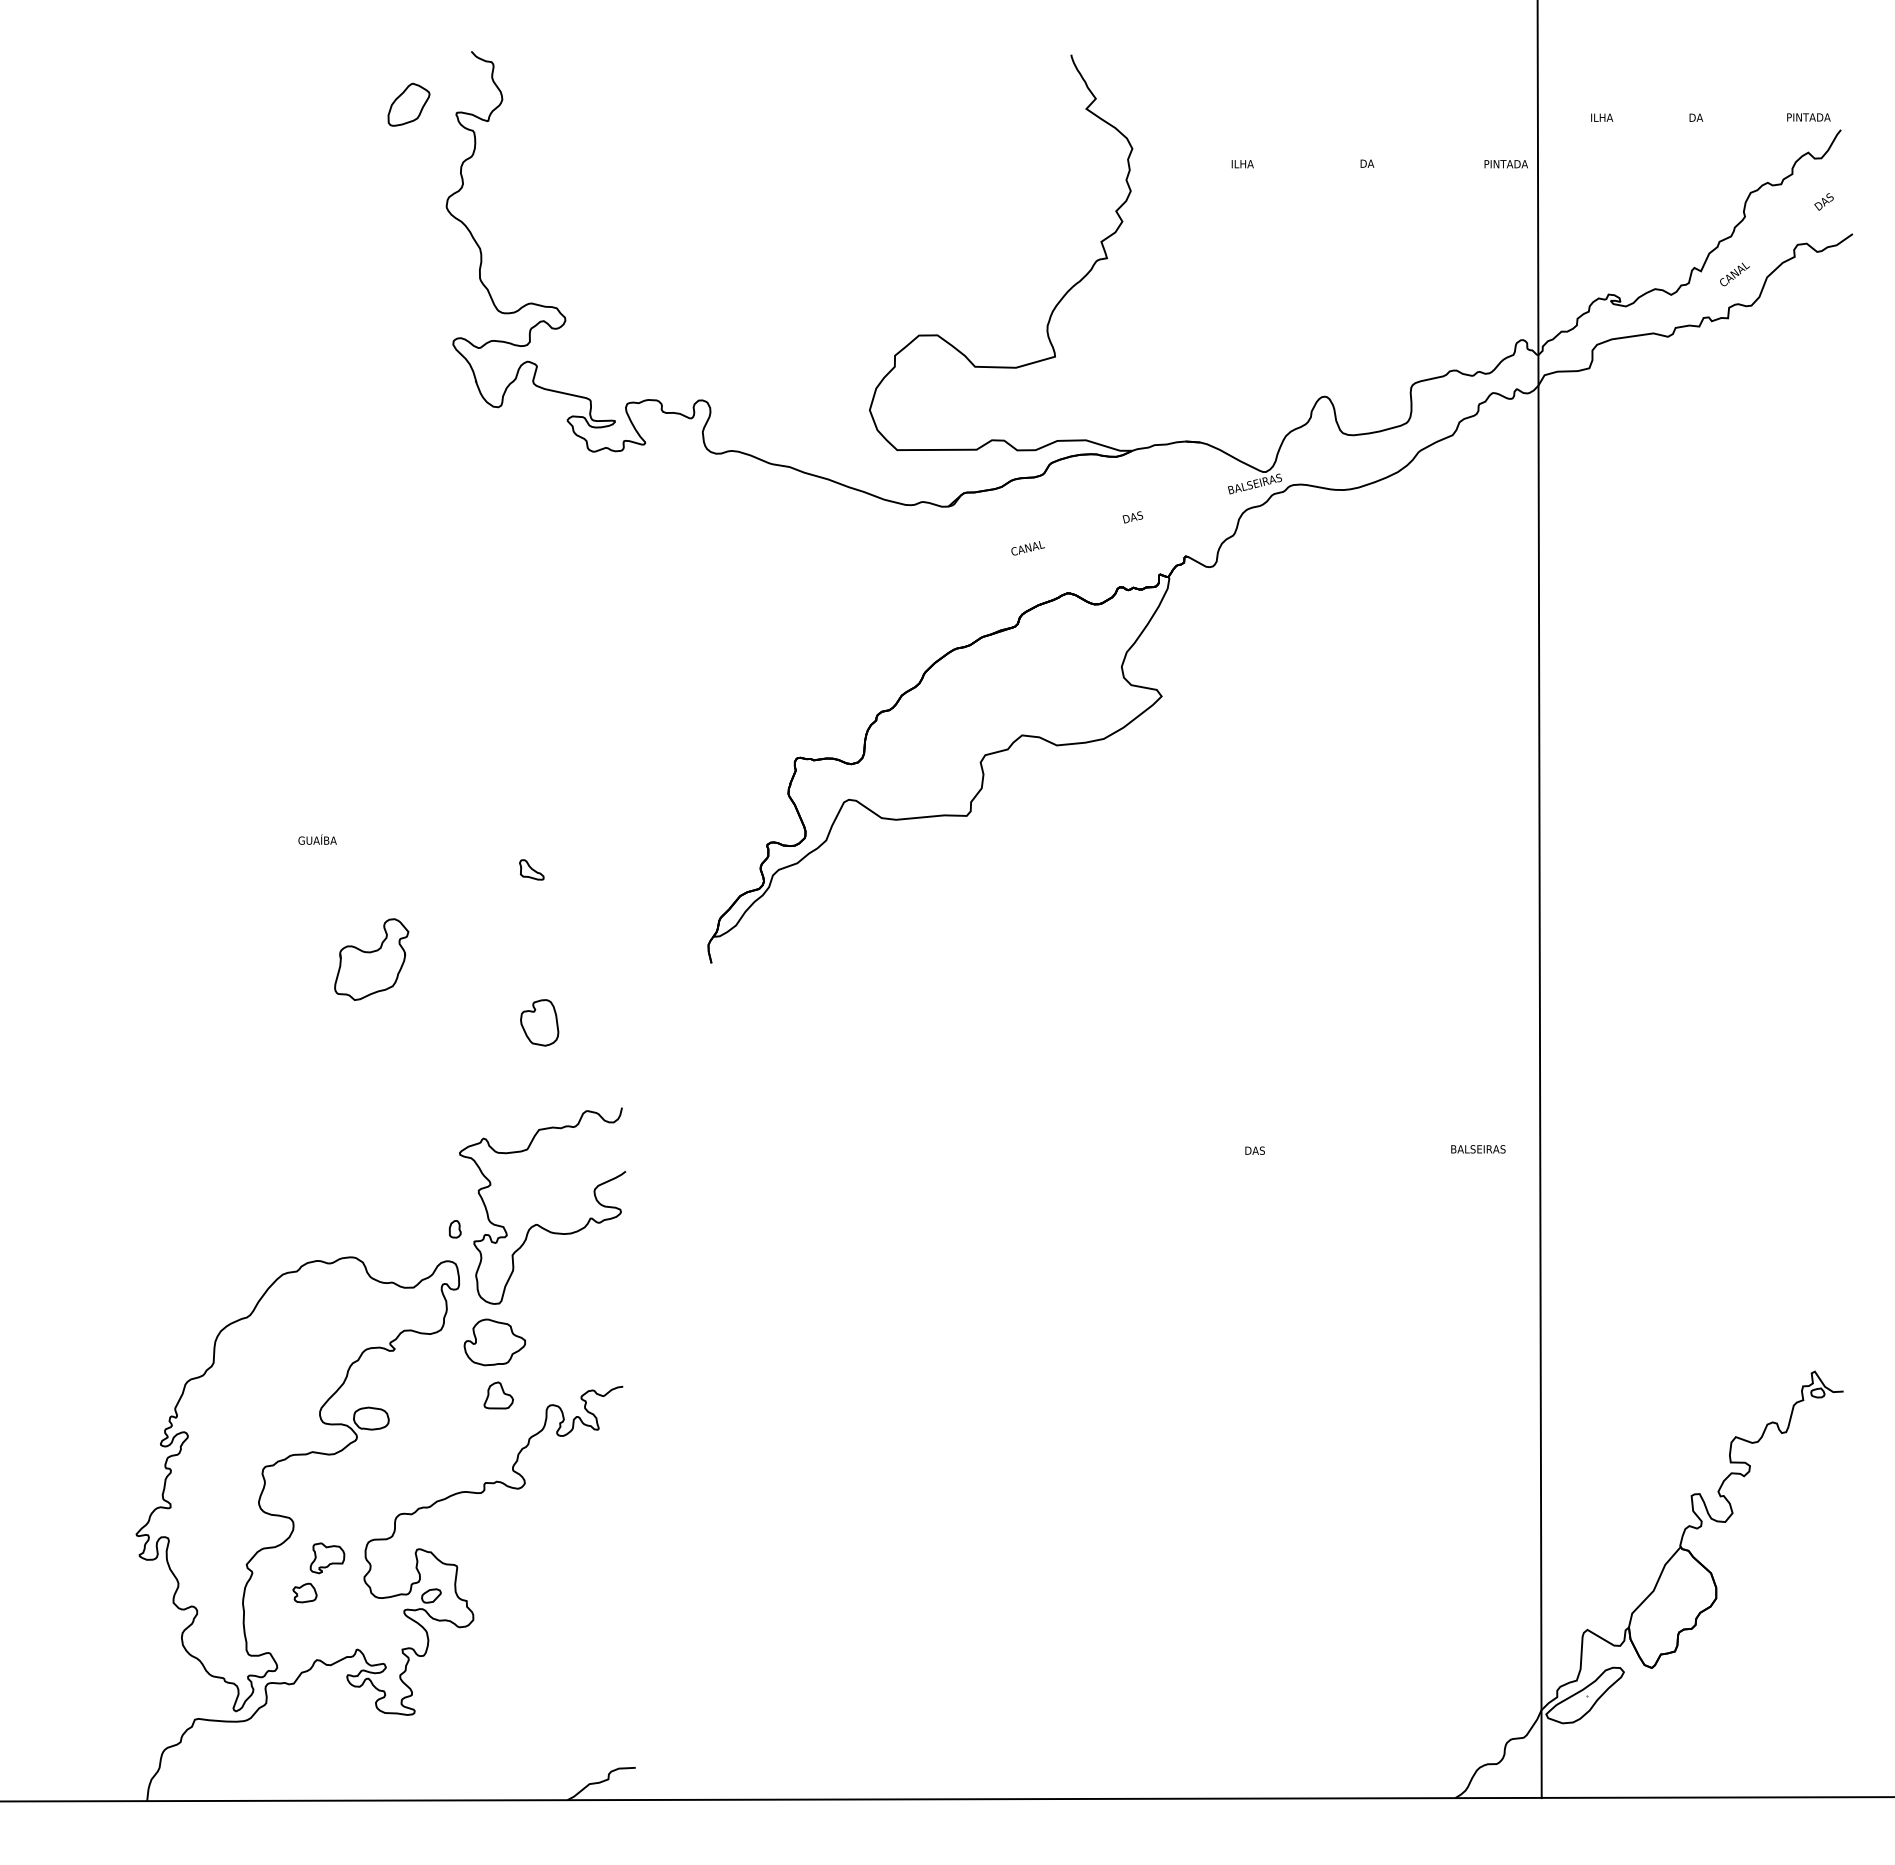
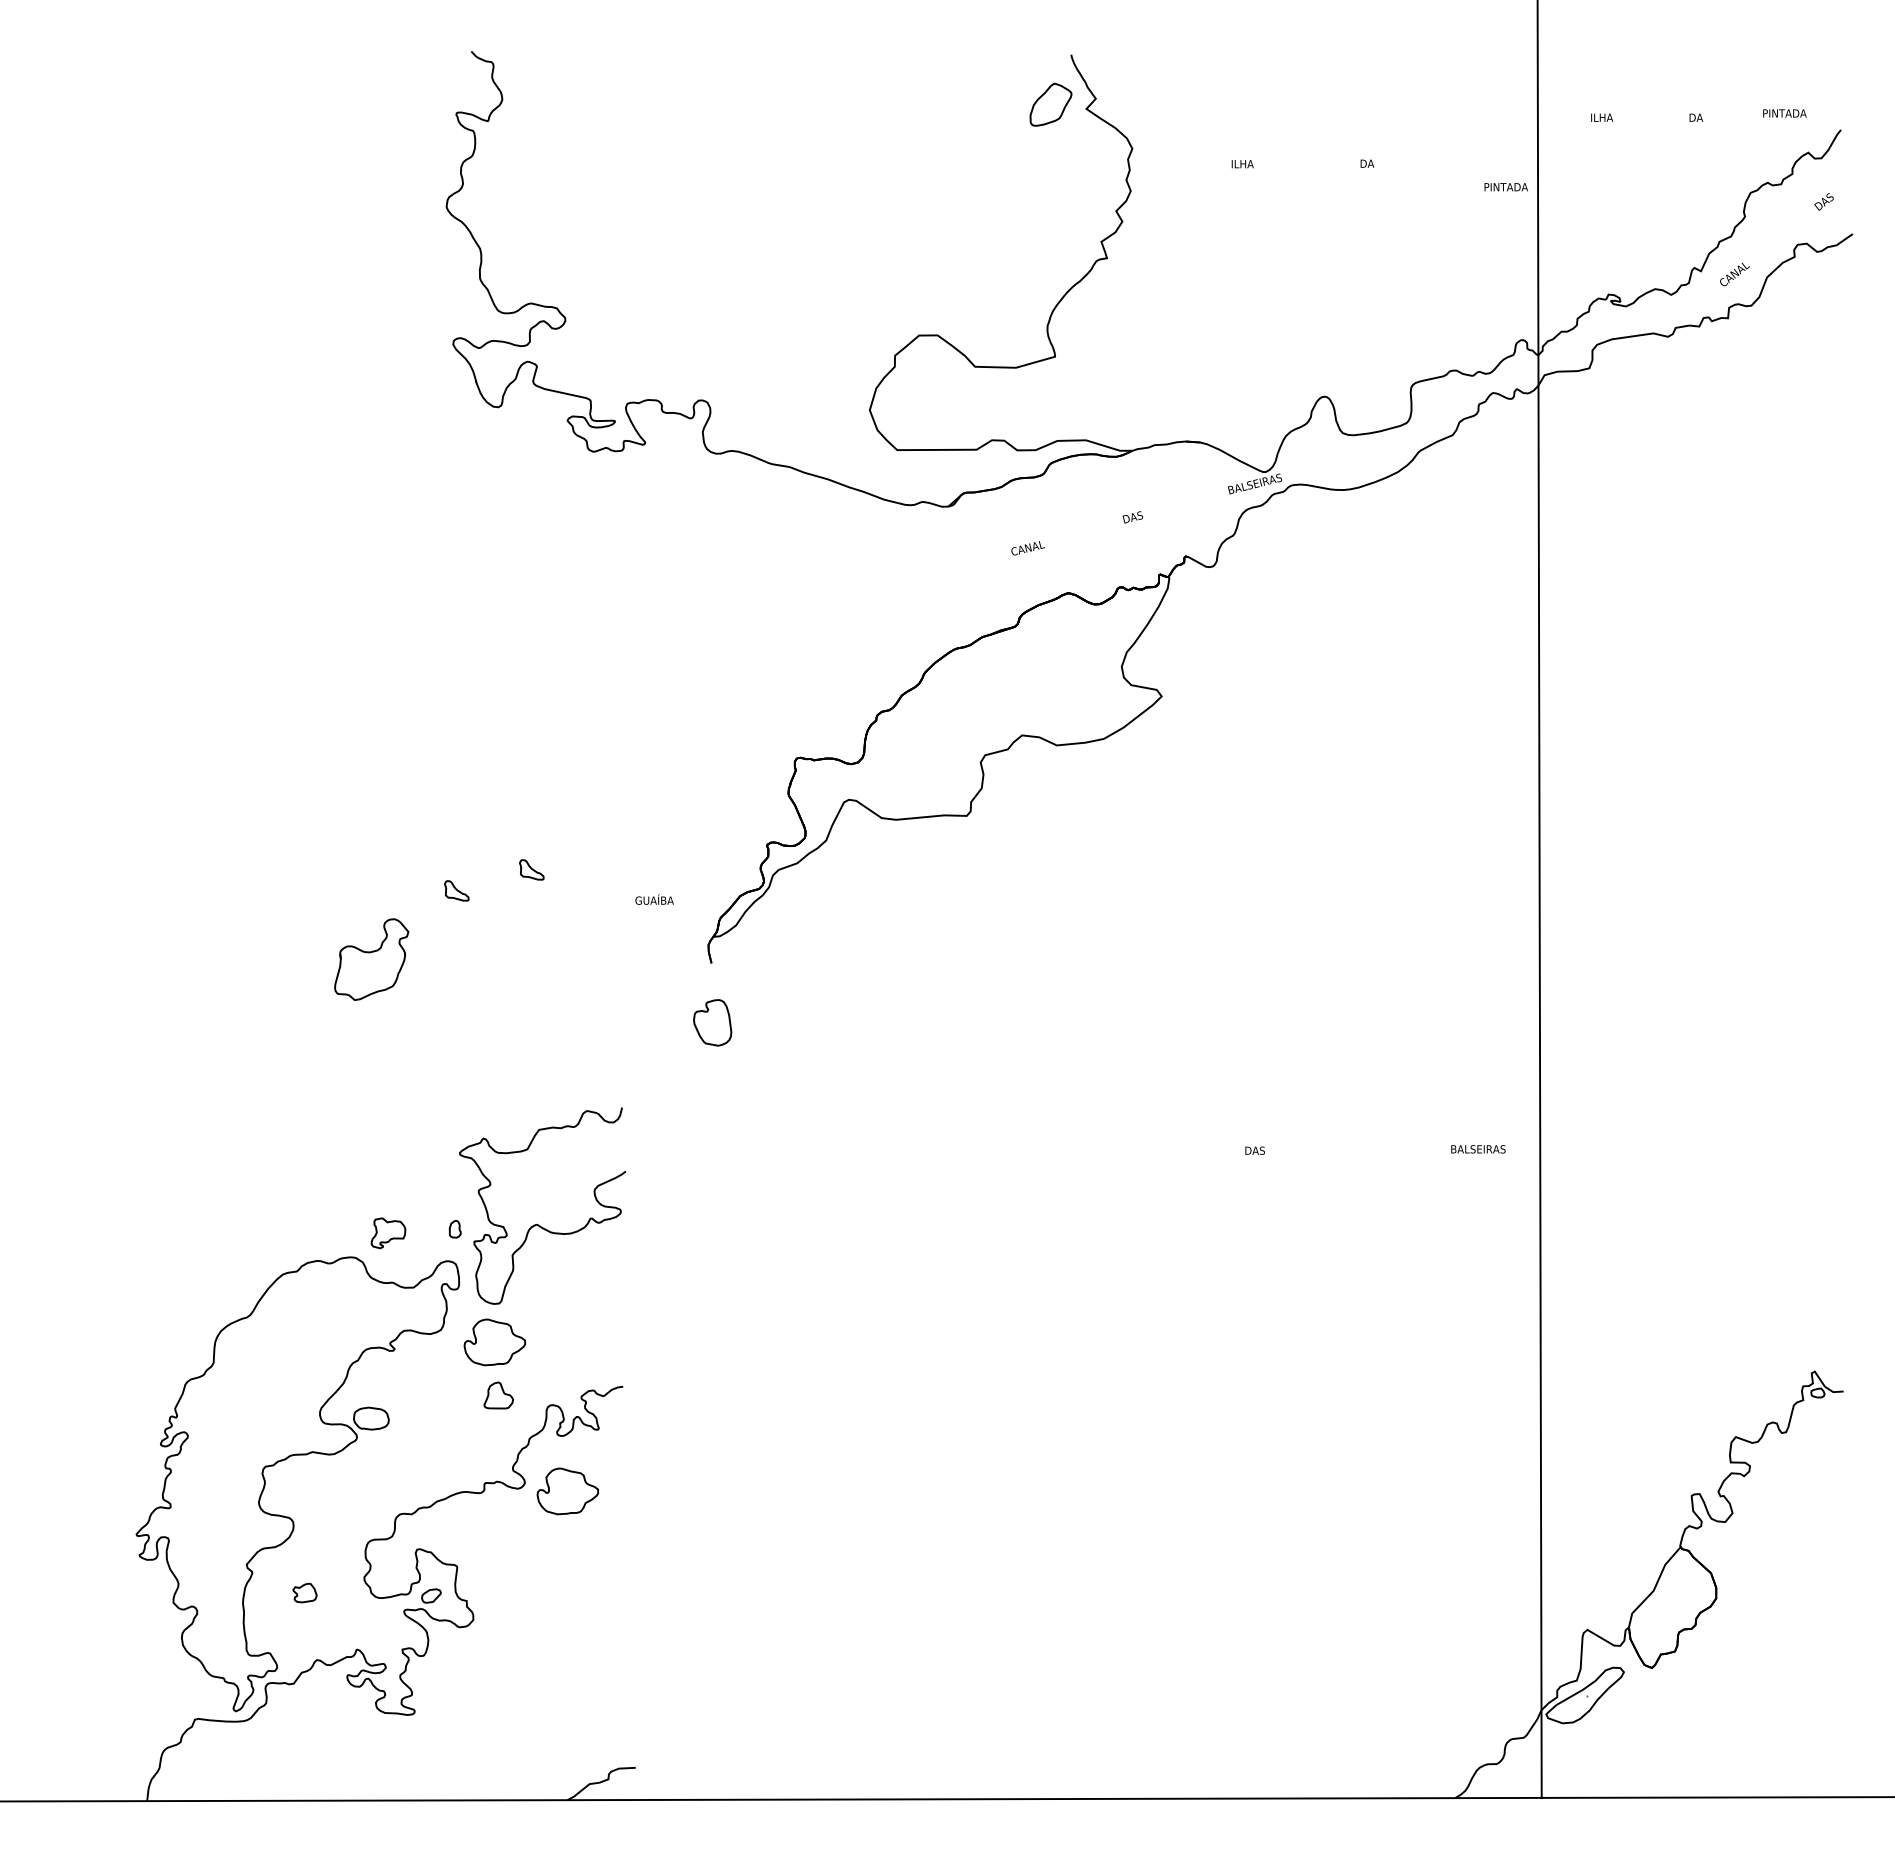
part position: (408, 104) -> (1050, 104) (1050, 104)
text position: (1808, 117) -> (1784, 113) (1784, 113)
text position: (1505, 164) -> (1505, 187) (1505, 187)
text position: (317, 839) -> (654, 899) (654, 899)
part: none -> present (456, 890)
part position: (539, 1022) -> (712, 1022) (712, 1022)
part: none -> present (567, 1491)
part position: (327, 1558) -> (388, 1233) (388, 1233)
